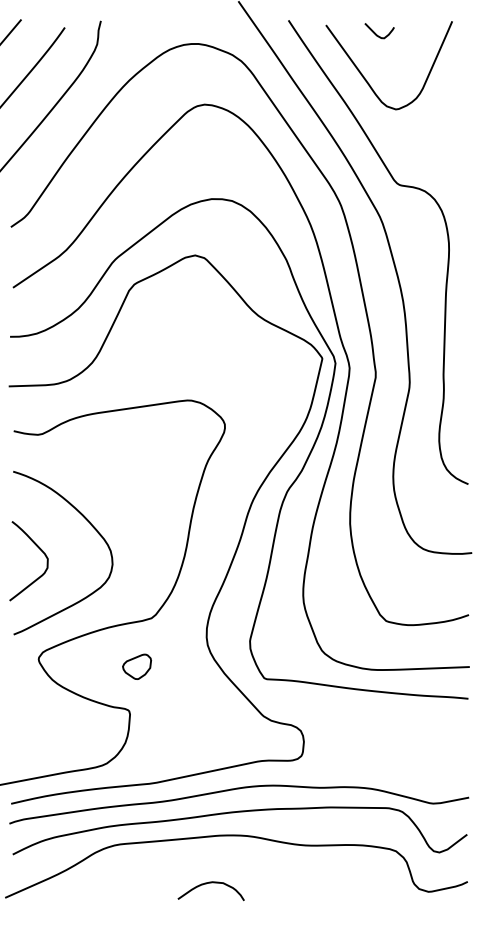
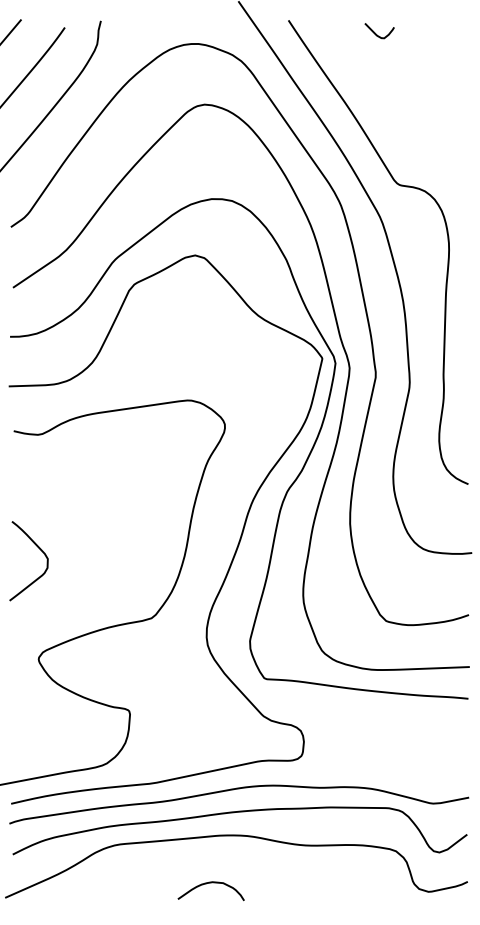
curve: present -> none (367, 80)
curve: present -> none (91, 526)
part: present -> none (136, 666)
